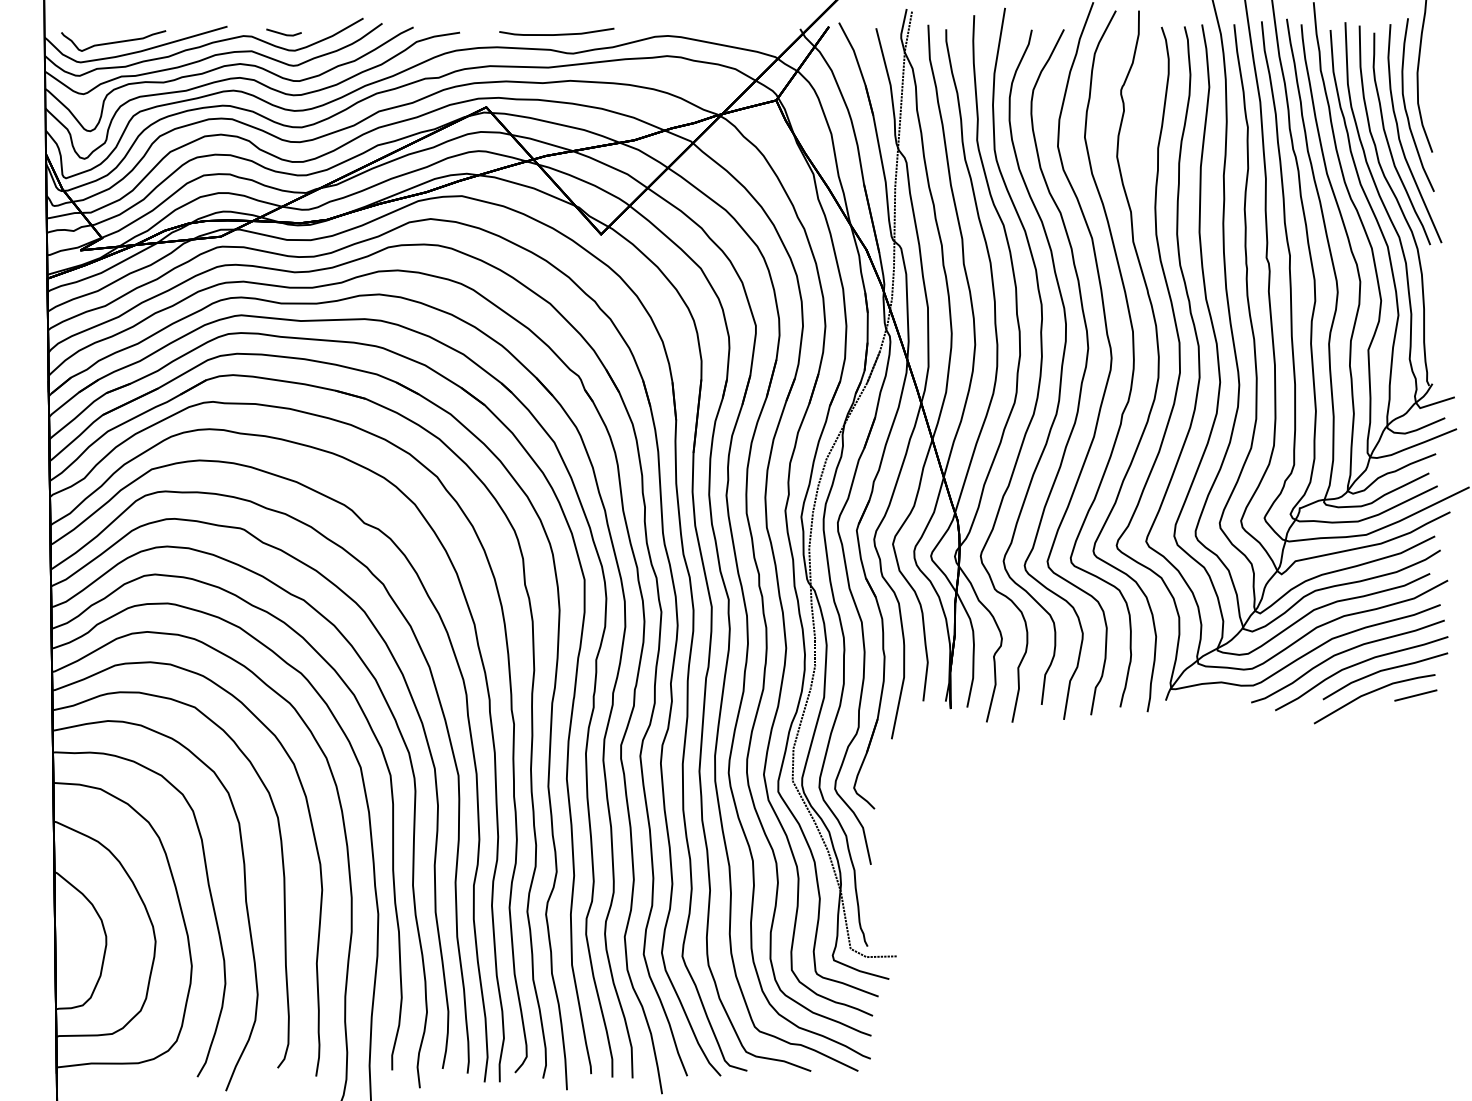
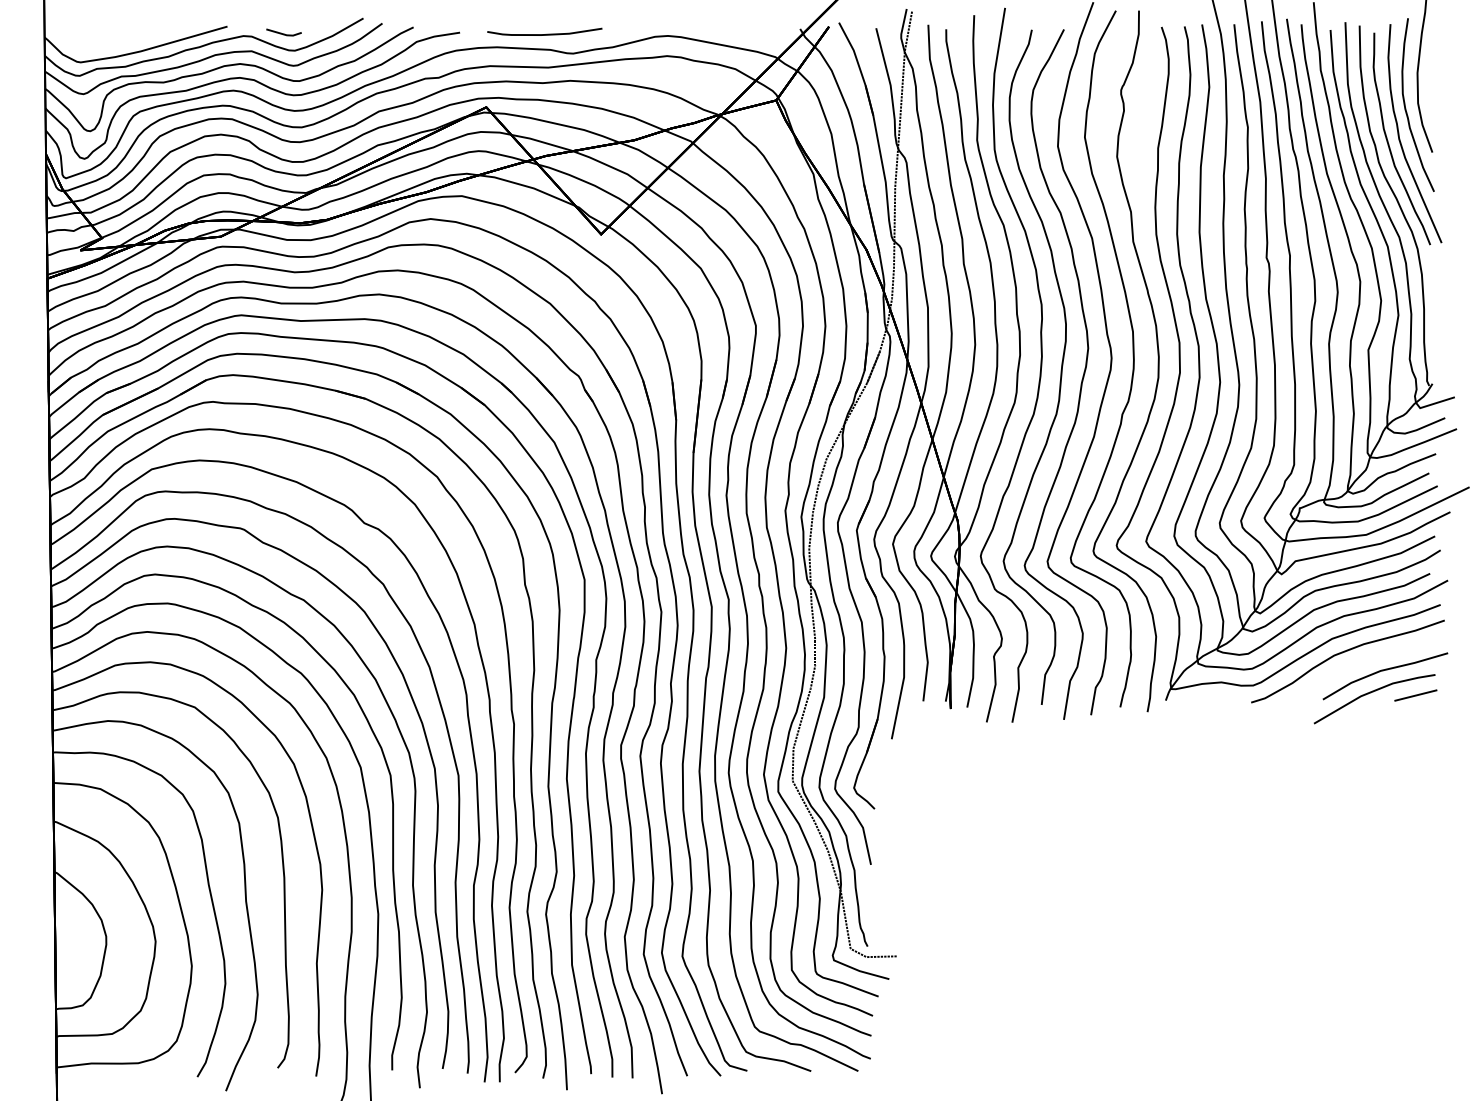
curve position: (558, 33) -> (546, 33) (546, 33)
curve: present -> none (113, 41)
curve: present -> none (1359, 664)
